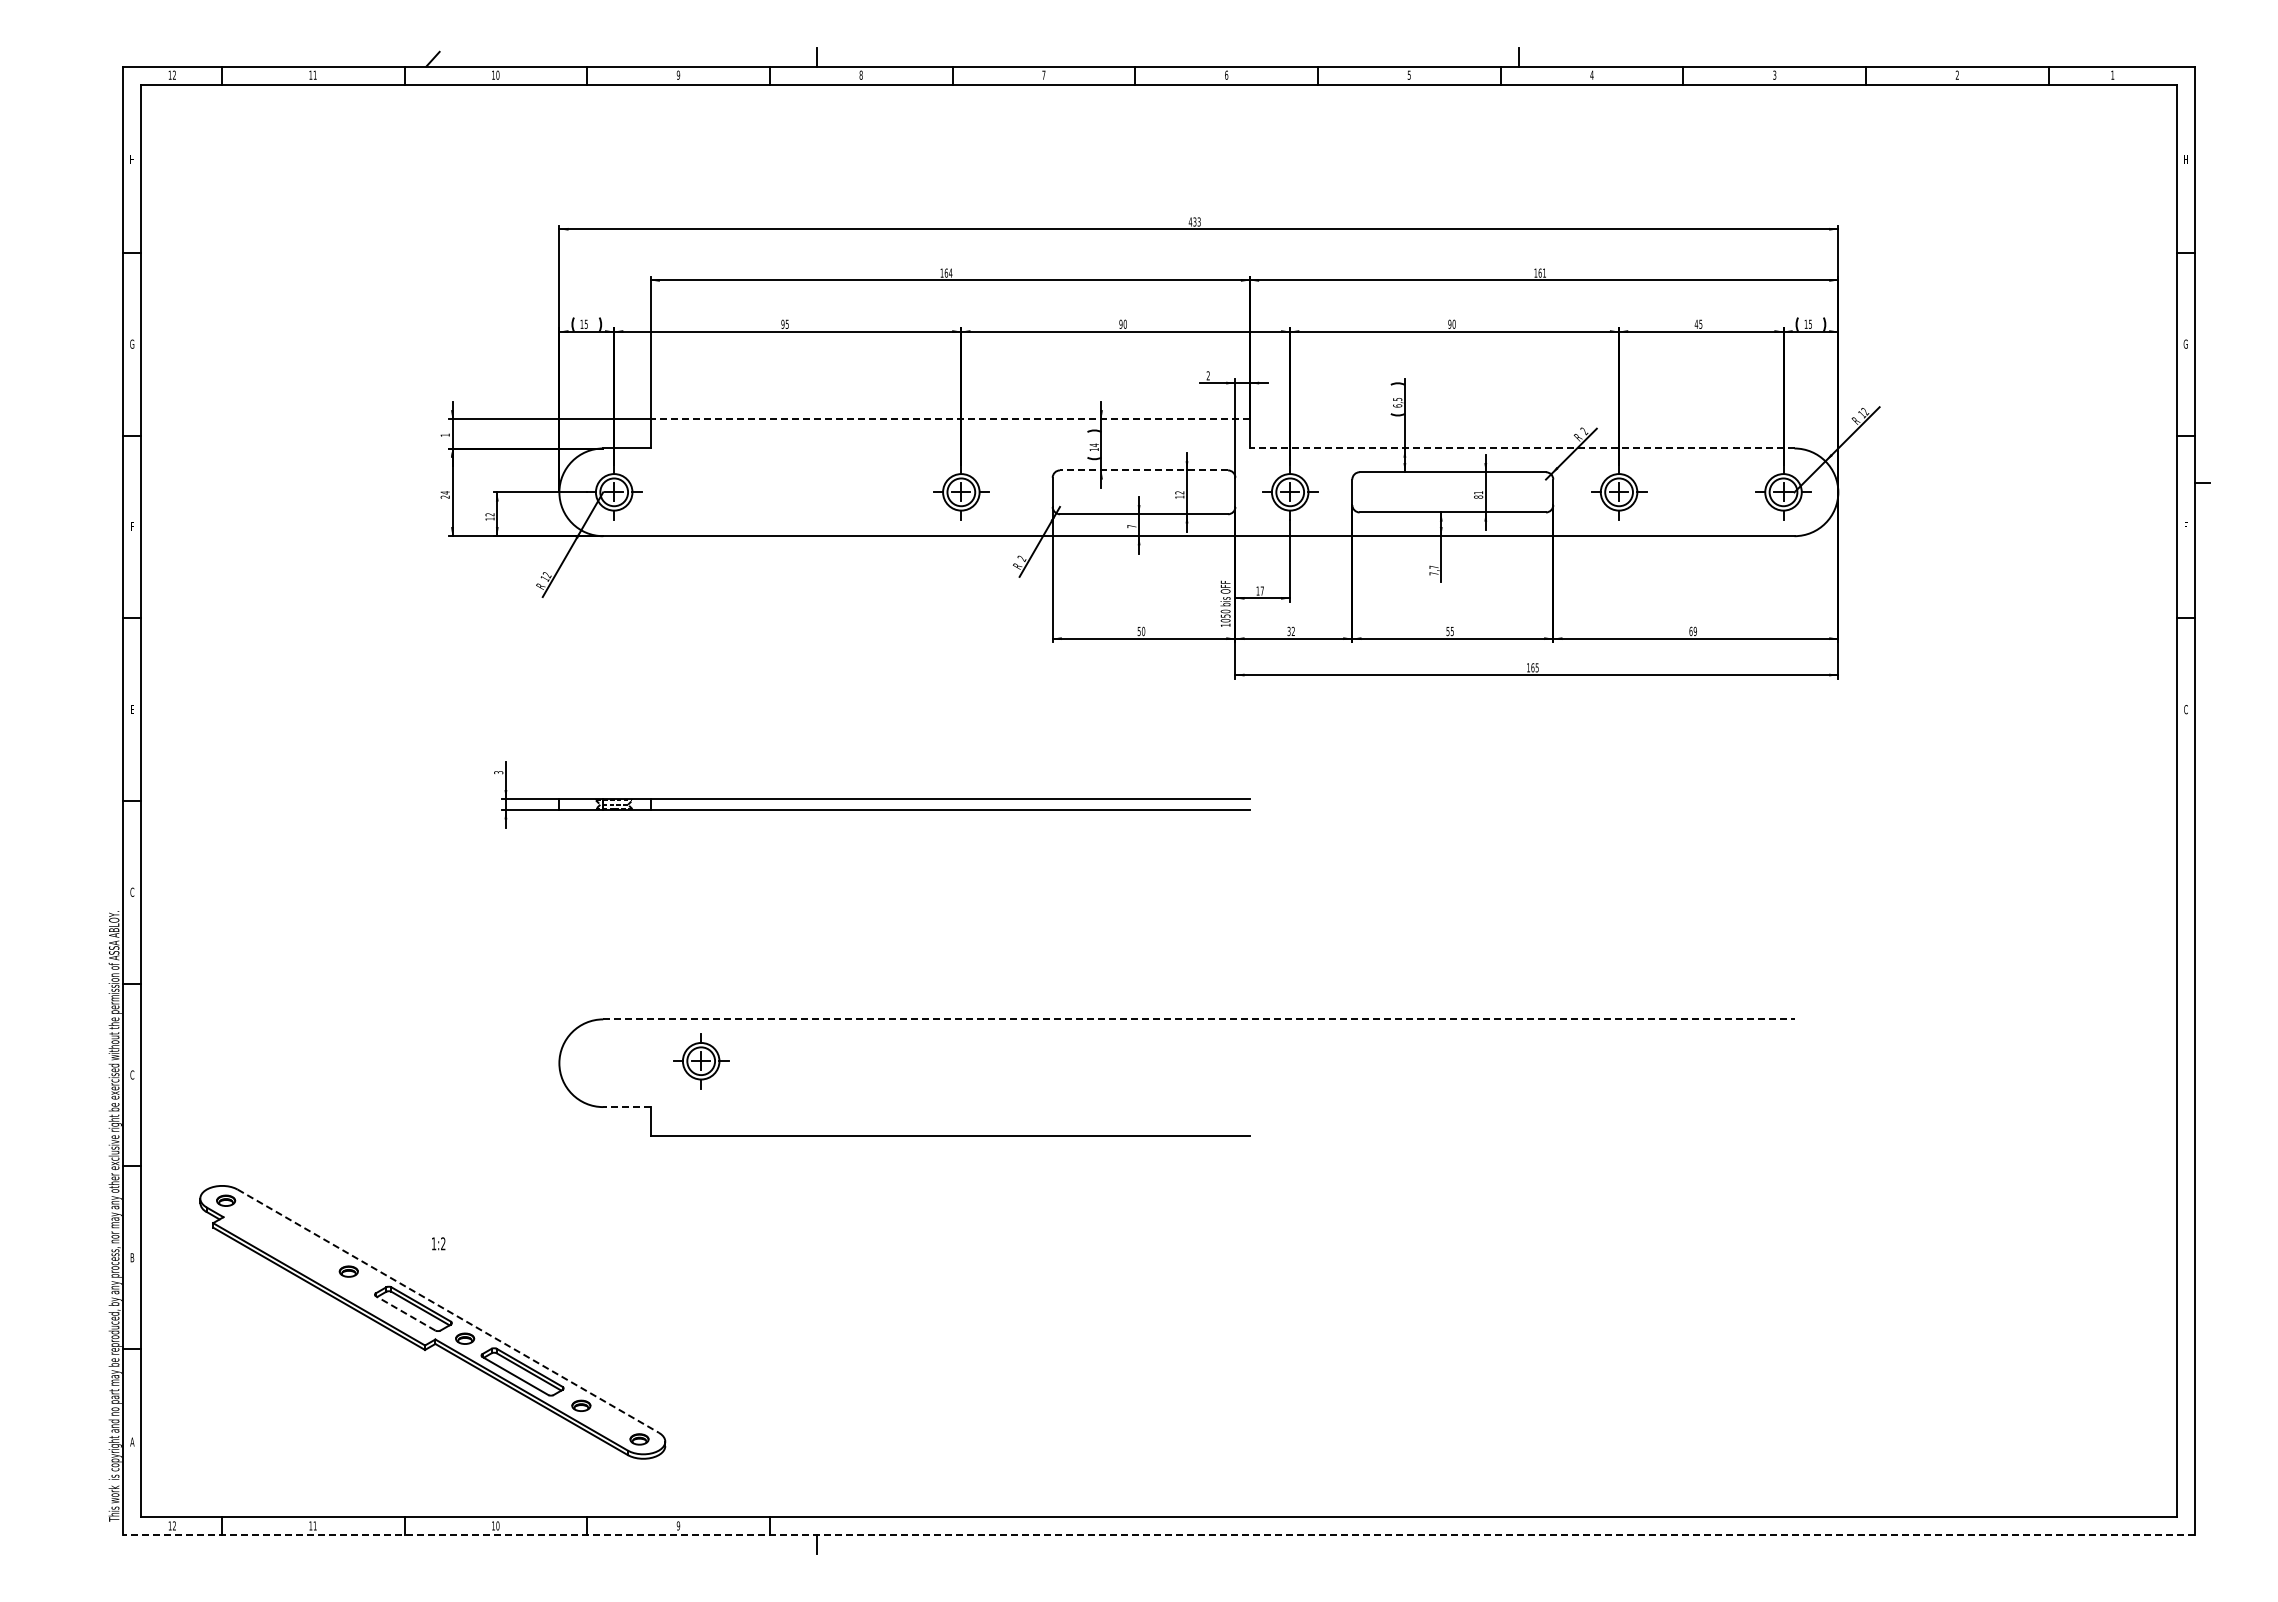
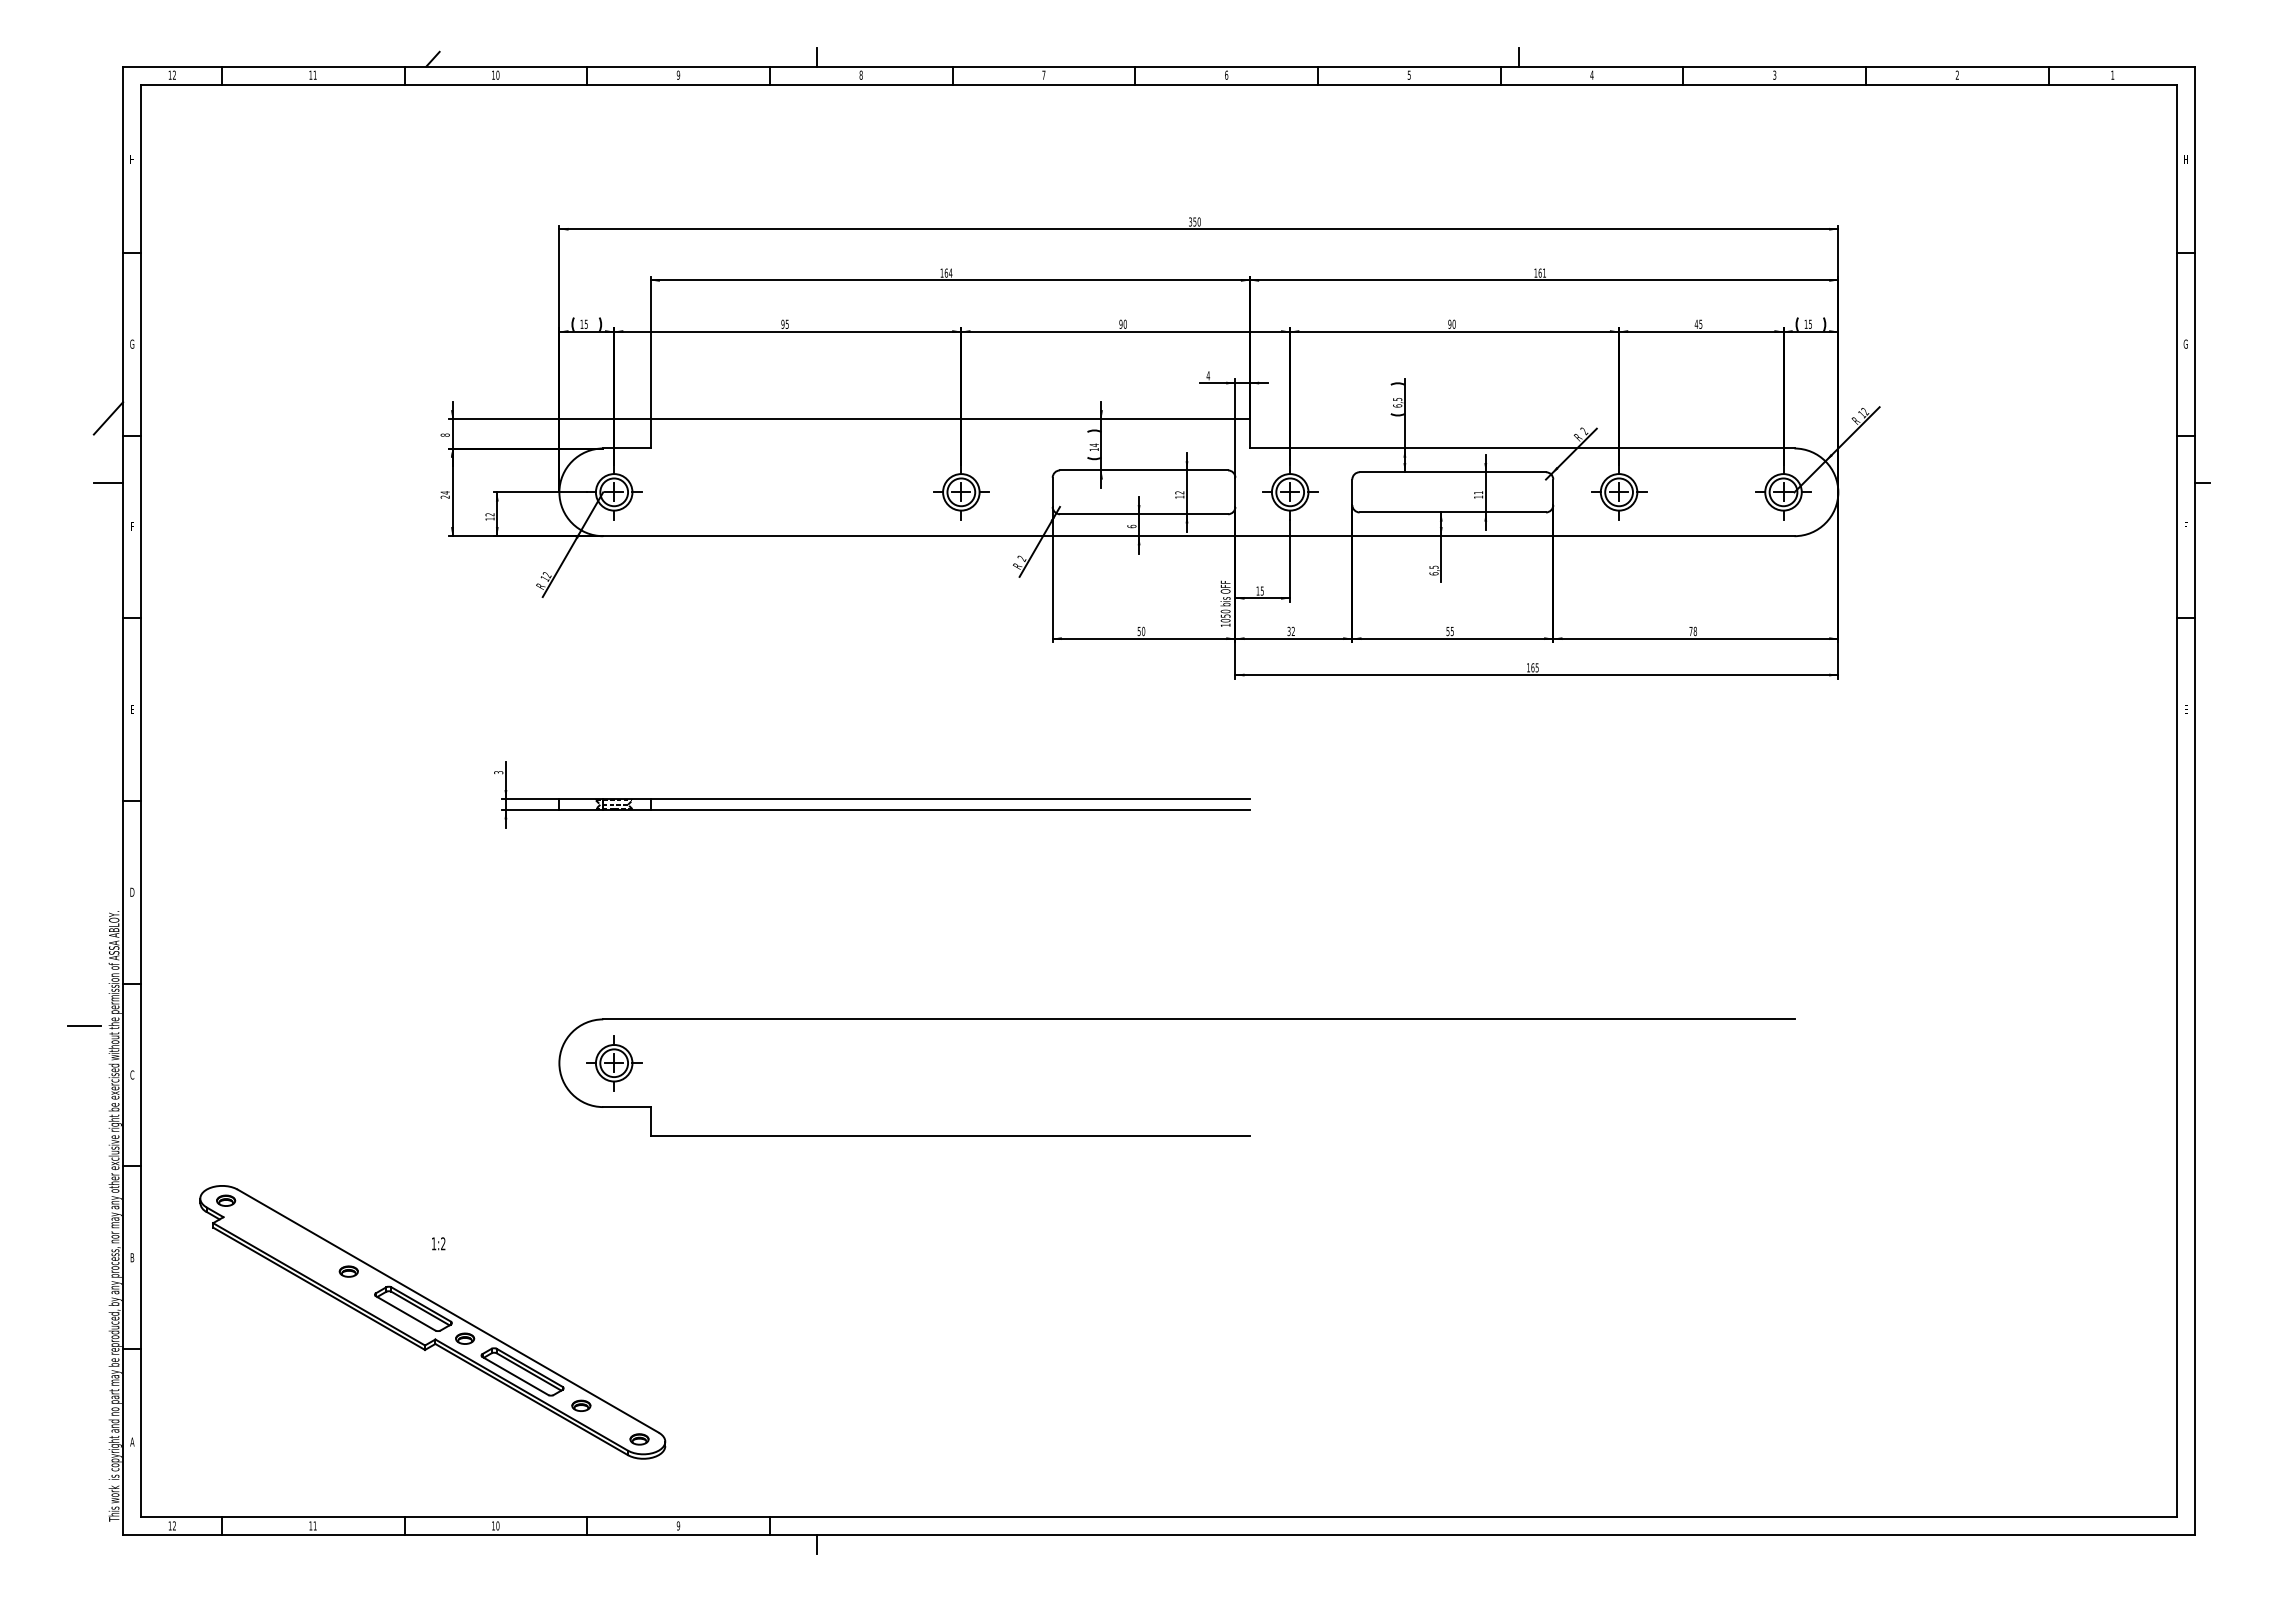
text: 433 -> 350 (1194, 221)
text: 2 -> 4 (1208, 375)
line: none -> present (108, 418)
line: dashed -> solid (950, 419)
text: 1 -> 8 (444, 434)
line: dashed -> solid (1521, 448)
line: dashed -> solid (1143, 470)
line: none -> present (108, 483)
text: 81 -> 11 (1478, 496)
text: 7 -> 6 (1131, 526)
text: 7,7 -> 6,5 (1433, 570)
text: 17 -> 15 (1261, 590)
text: 69 -> 78 (1692, 631)
text: C -> E (2185, 709)
text: C -> D (132, 891)
line: dashed -> solid (1198, 1019)
line: none -> present (84, 1025)
part position: (701, 1061) -> (614, 1063) (614, 1063)
line: dashed -> solid (626, 1107)
line: dashed -> solid (448, 1311)
line: dashed -> solid (405, 1313)
line: dashed -> solid (1159, 1535)
